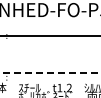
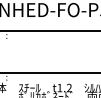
line position: (49, 35) -> (49, 30) (49, 30)
line: dashed -> solid (50, 72)
